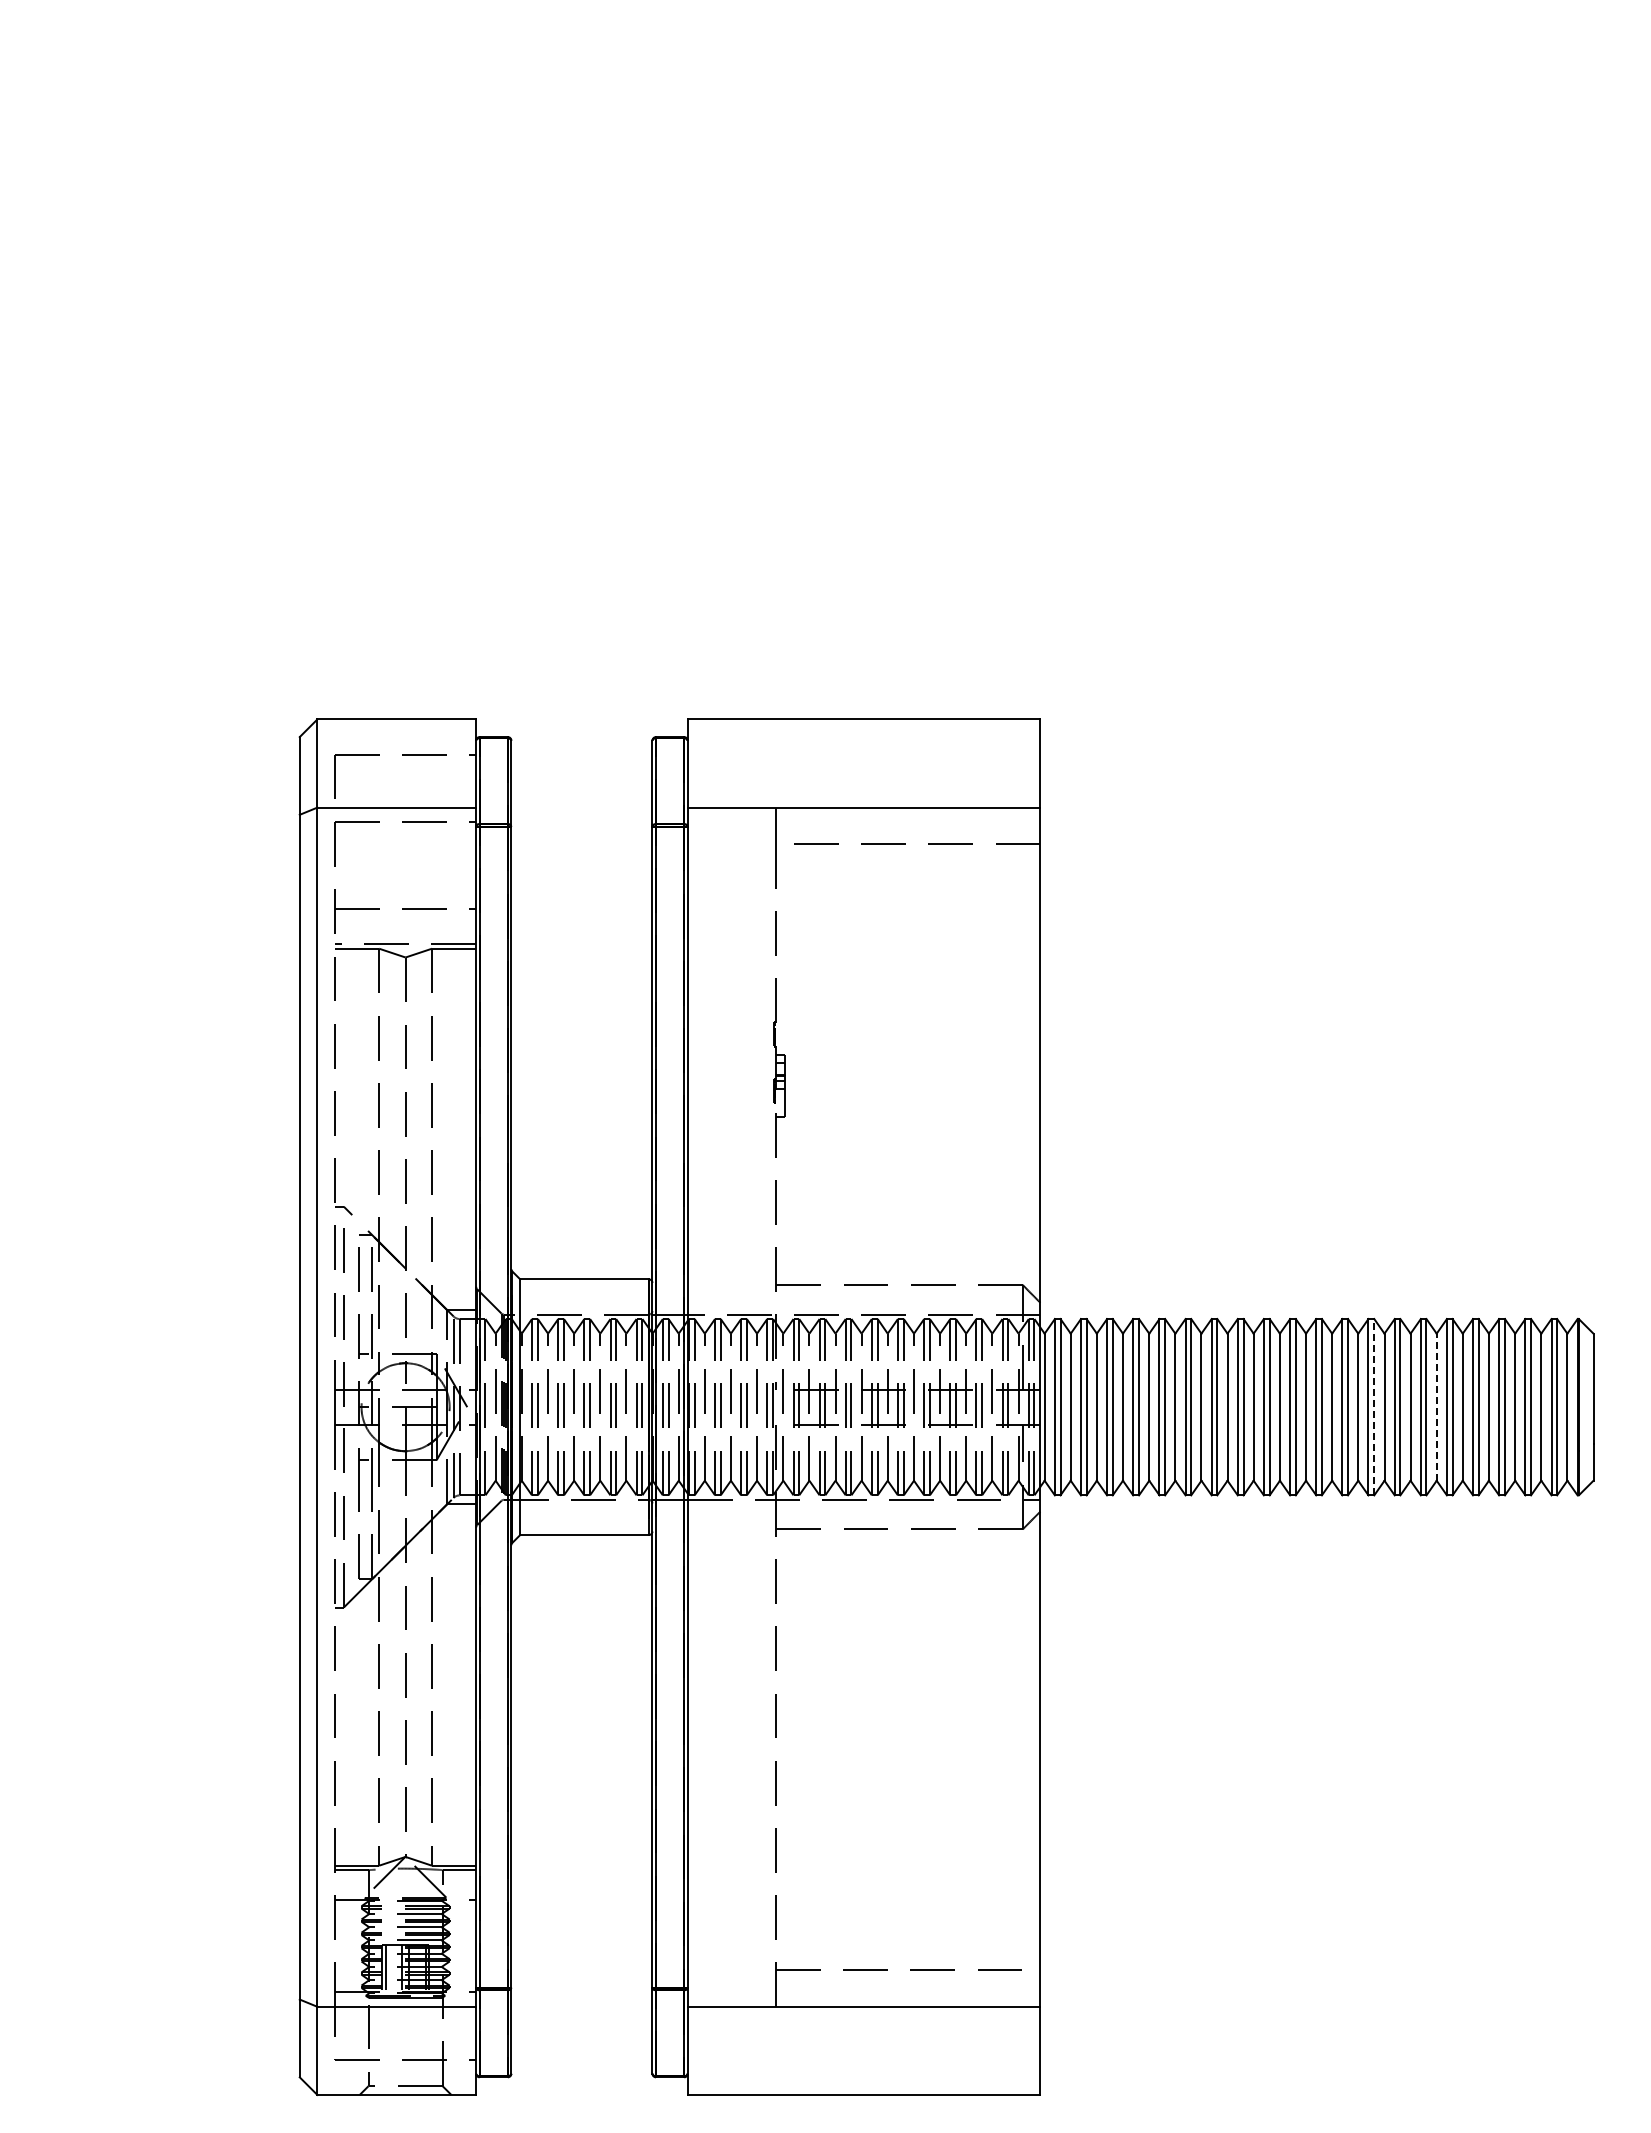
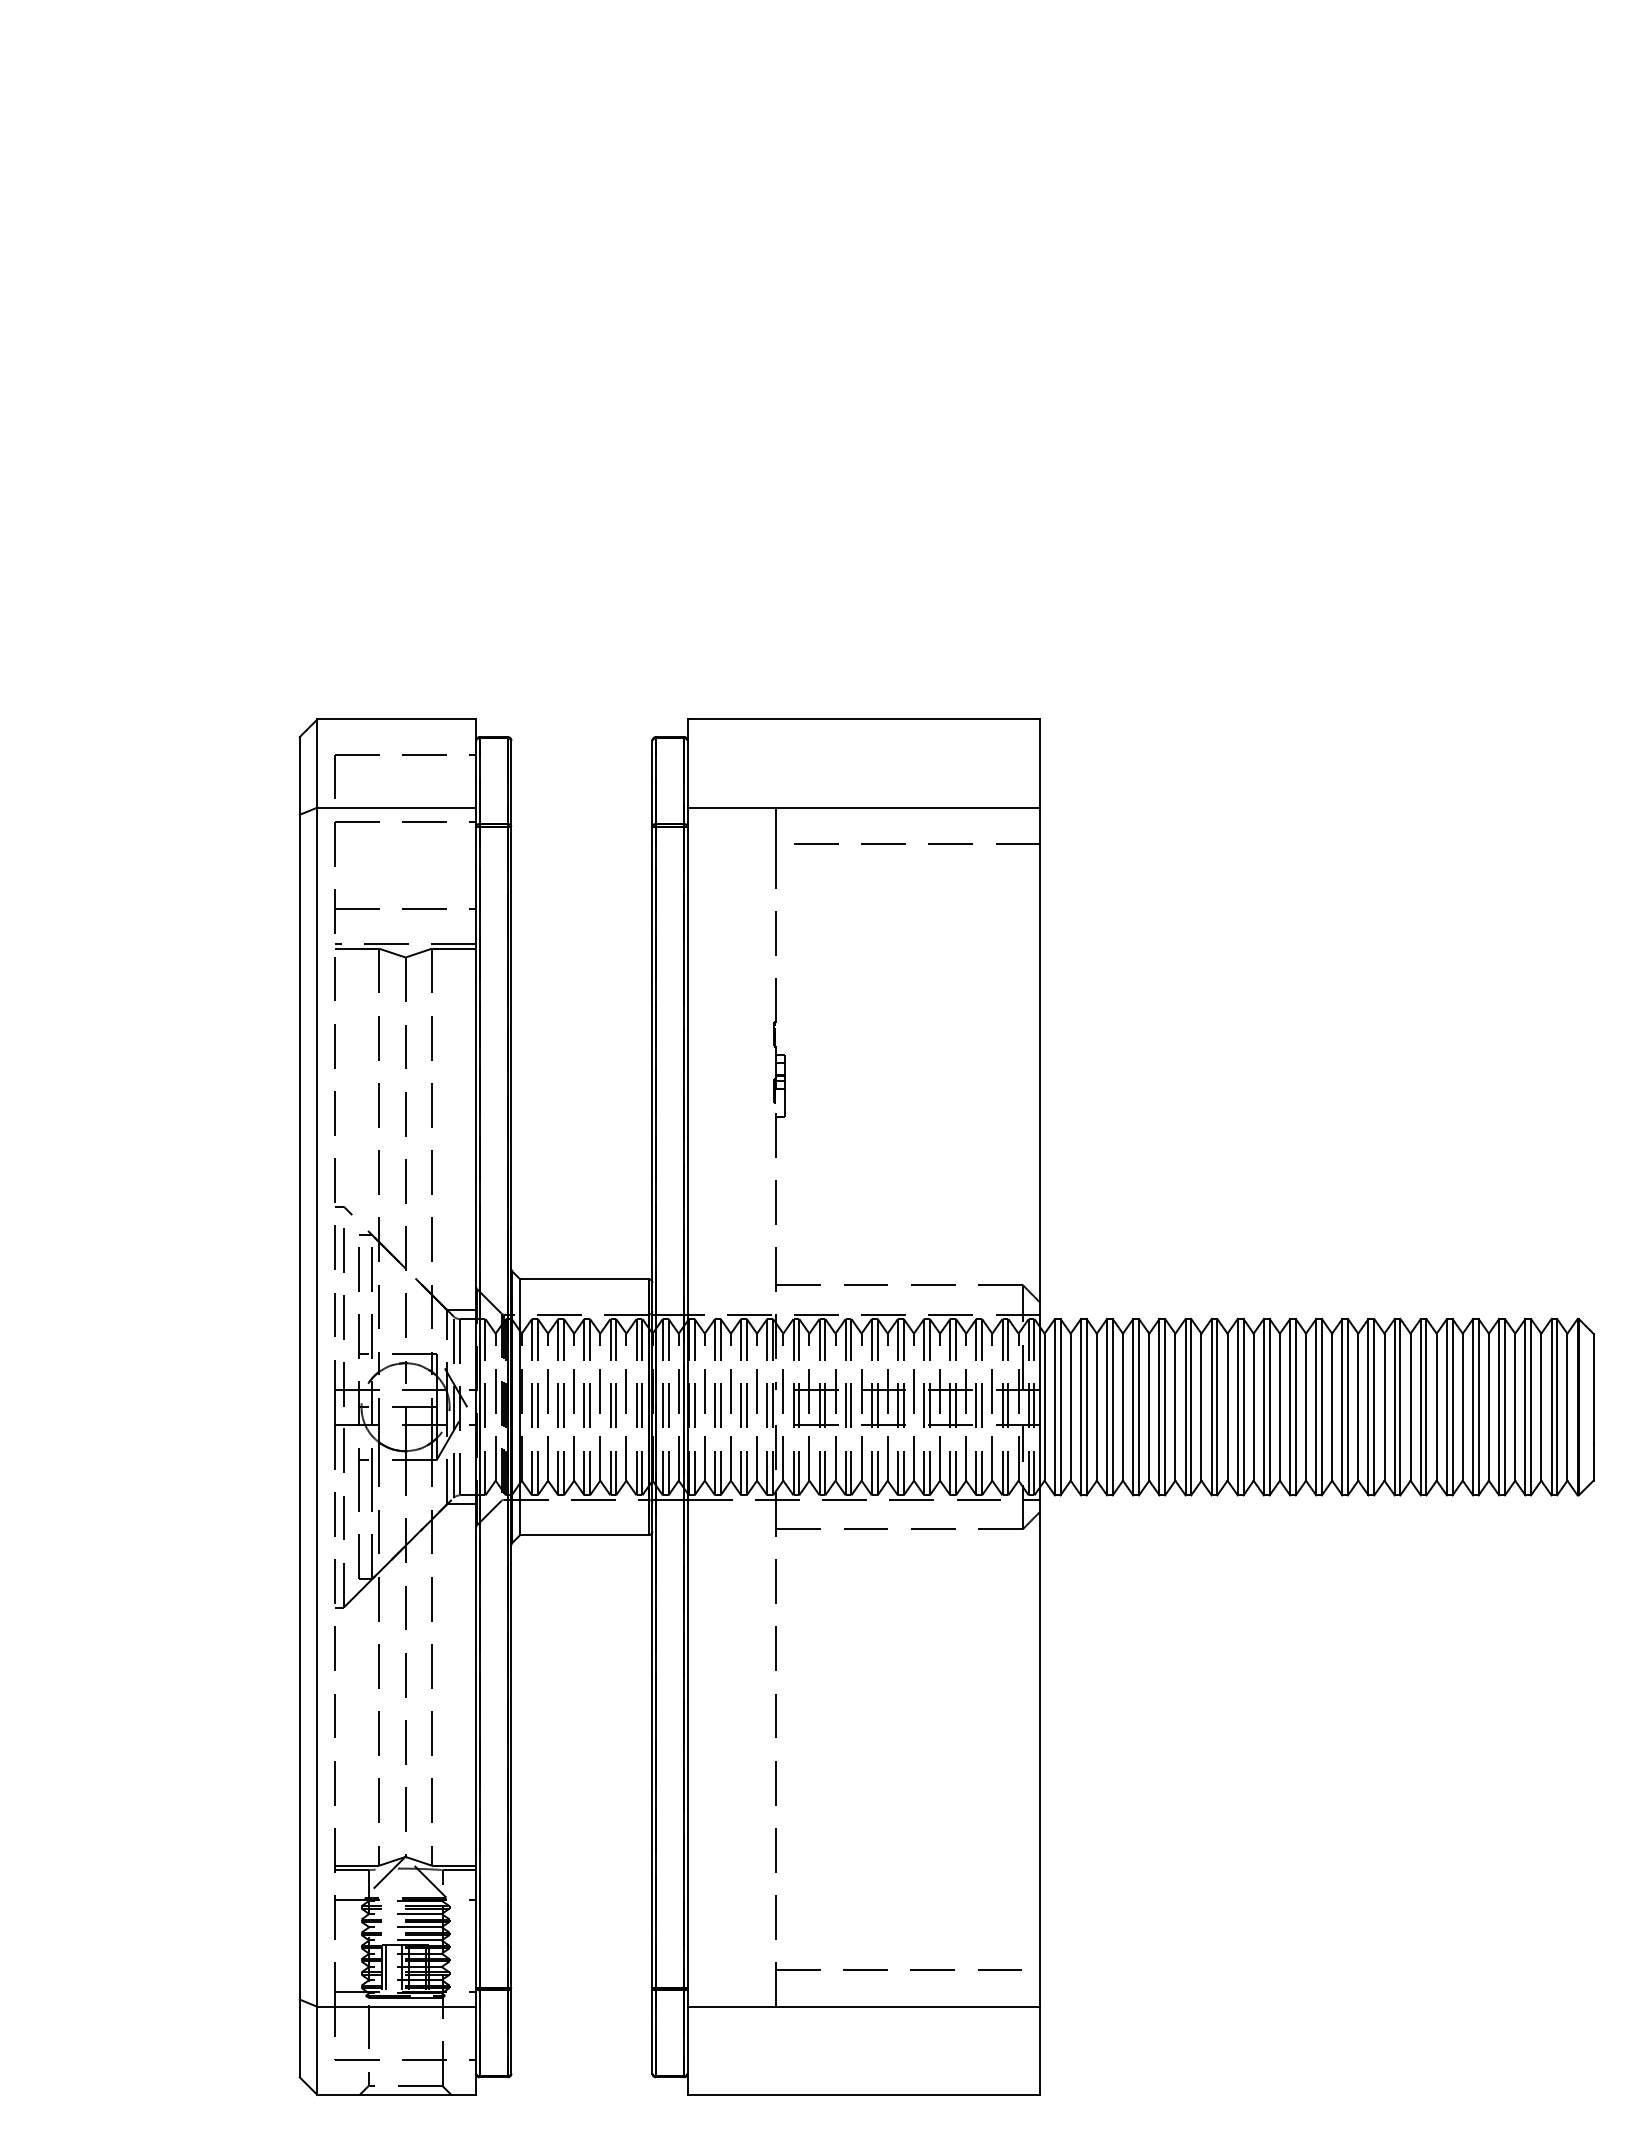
line: dashed -> solid (1374, 1406)
line: dashed -> solid (1436, 1407)
